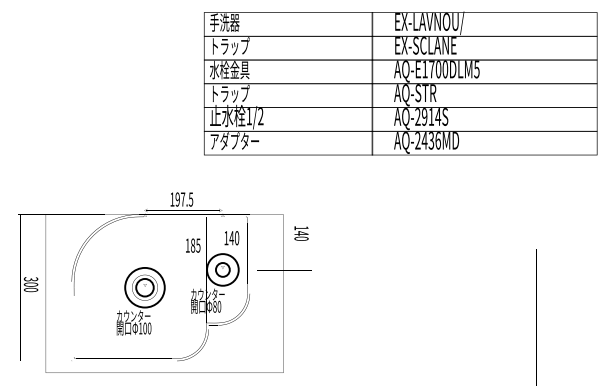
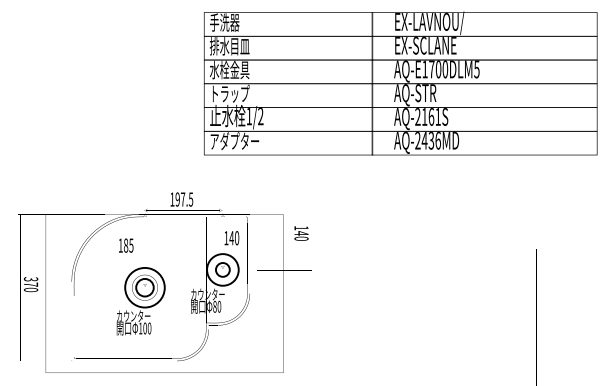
text: トラップ -> 排水目皿 (229, 46)
text: AQ-2914S -> AQ-2161S (431, 116)
text position: (193, 245) -> (126, 245) (126, 245)
text: 300 -> 370 (30, 284)
